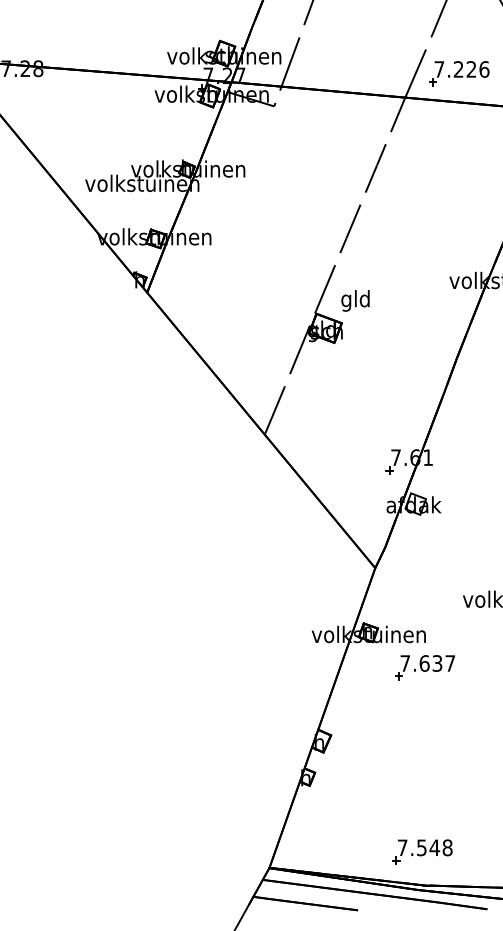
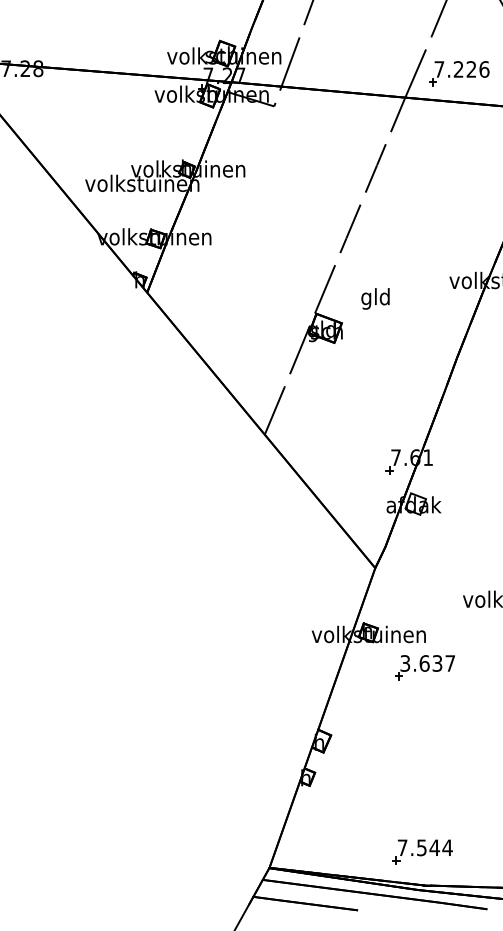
text position: (355, 300) -> (375, 298) (375, 298)
text: 7.637 -> 3.637 (405, 663)
text: 7.548 -> 7.544 (447, 847)
